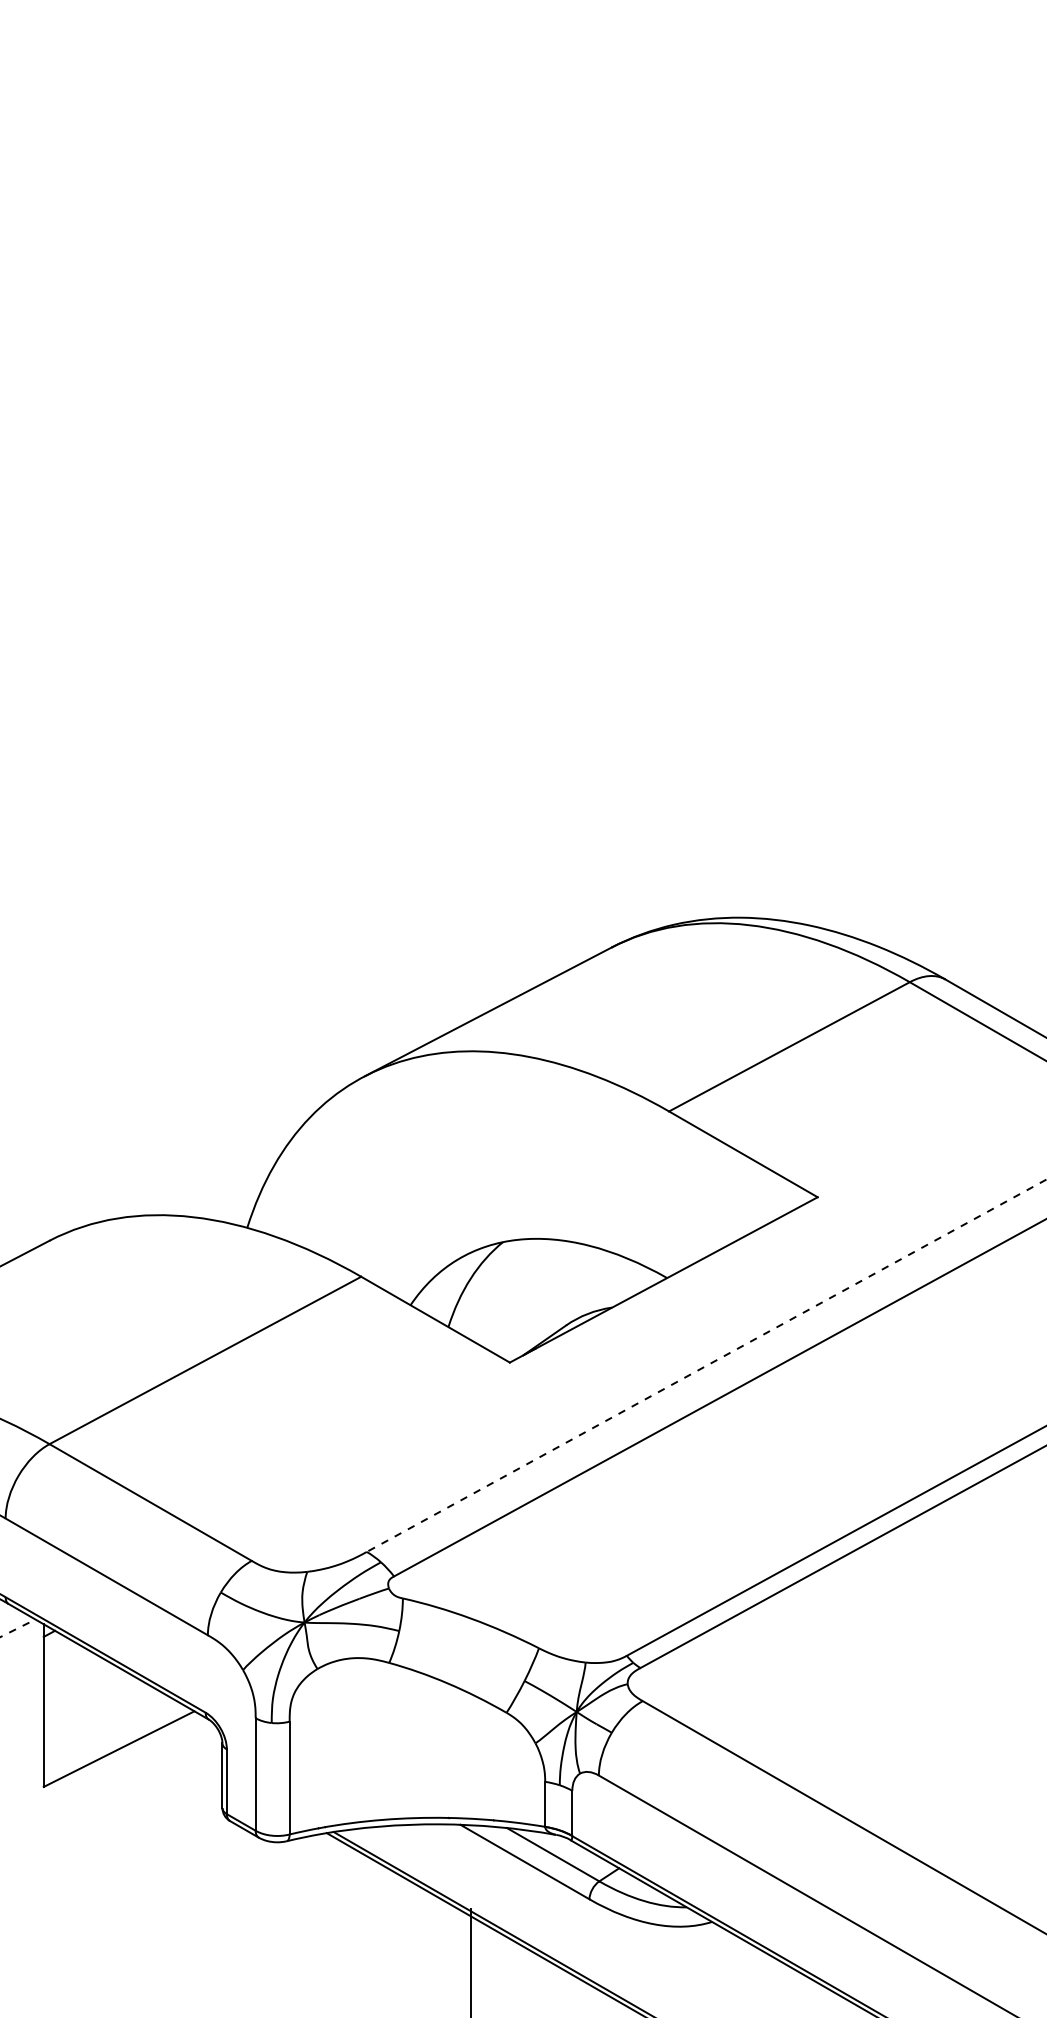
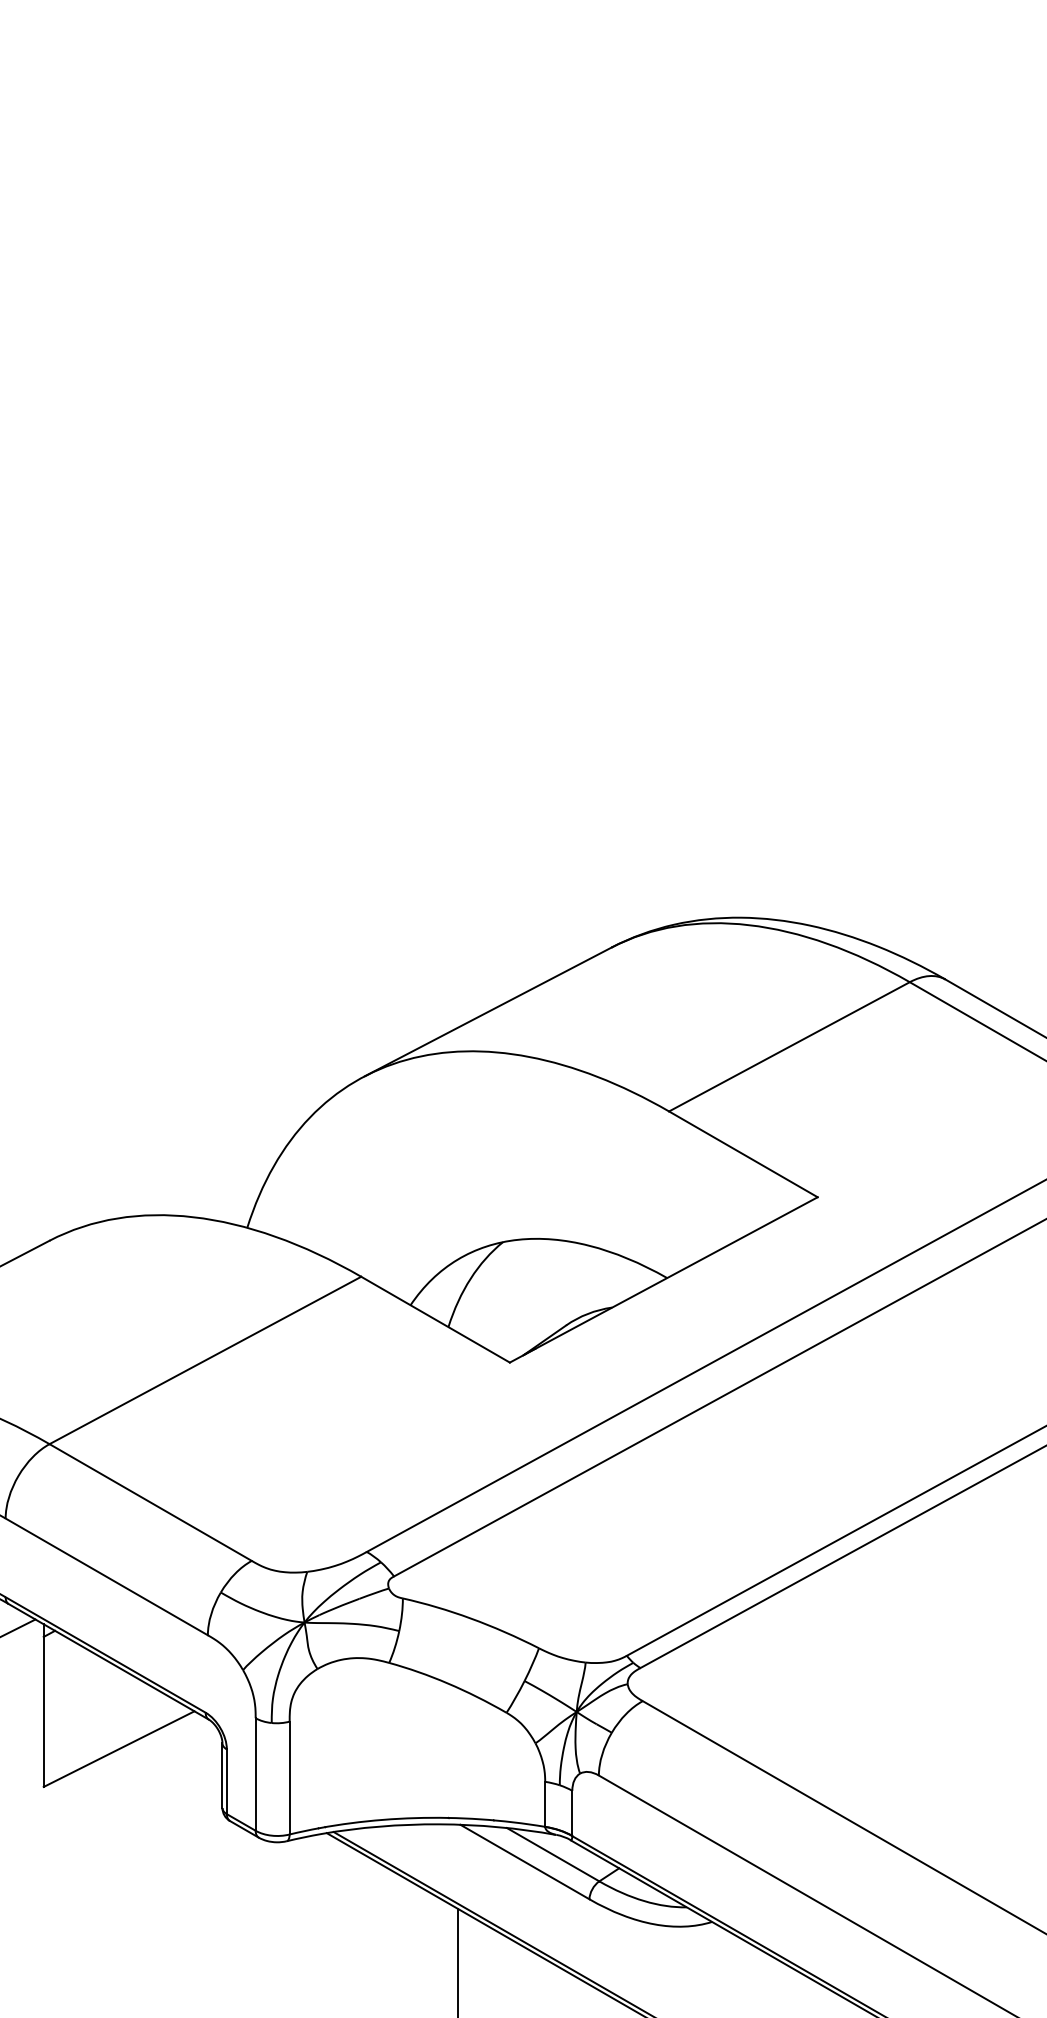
line: dashed -> solid (706, 1365)
line: dashed -> solid (18, 1628)
line position: (471, 1961) -> (458, 1961) (458, 1961)
